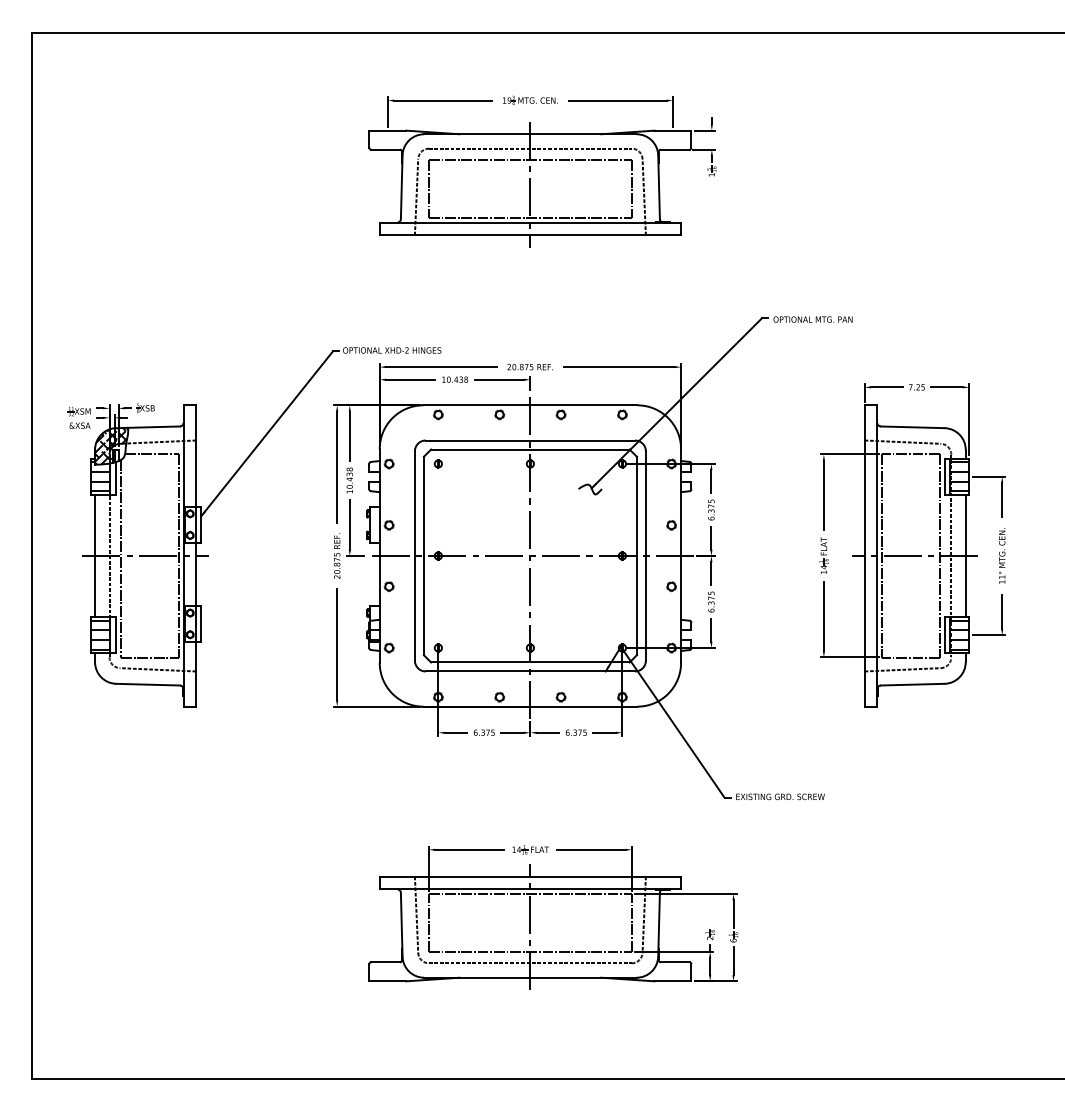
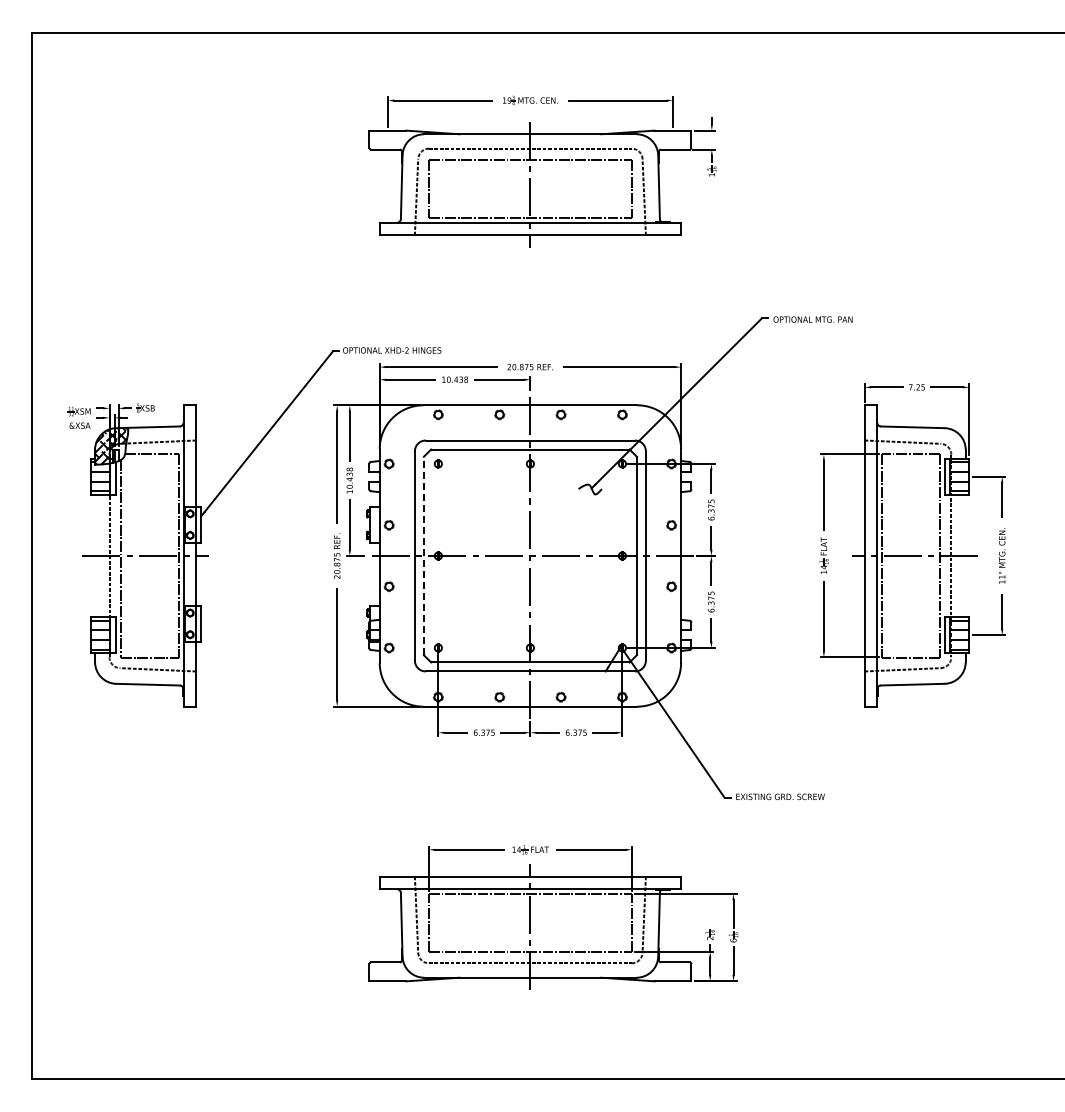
line: present -> none (95, 555)
line: solid -> dashed (423, 555)
line: present -> none (965, 555)
